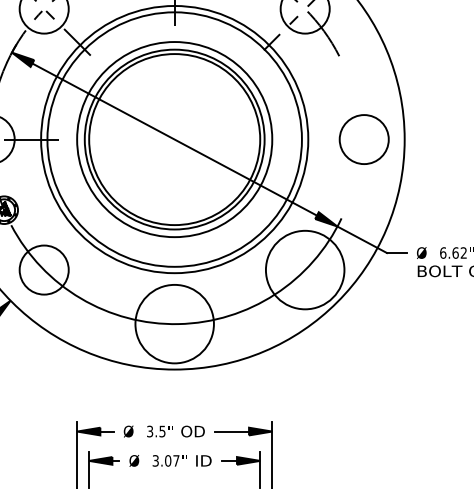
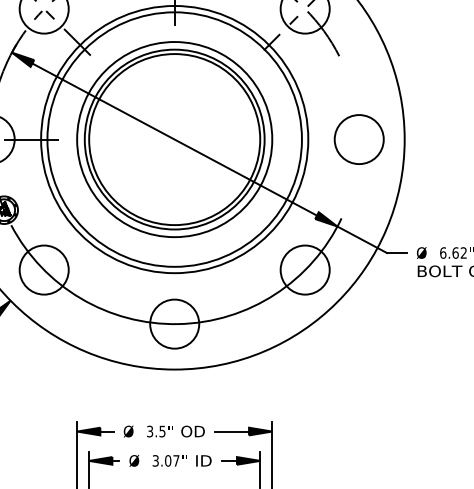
circle position: (363, 139) -> (358, 139) (358, 139)
circle diameter: 79 px -> 49 px (304, 269)
circle diameter: 79 px -> 49 px (174, 323)
